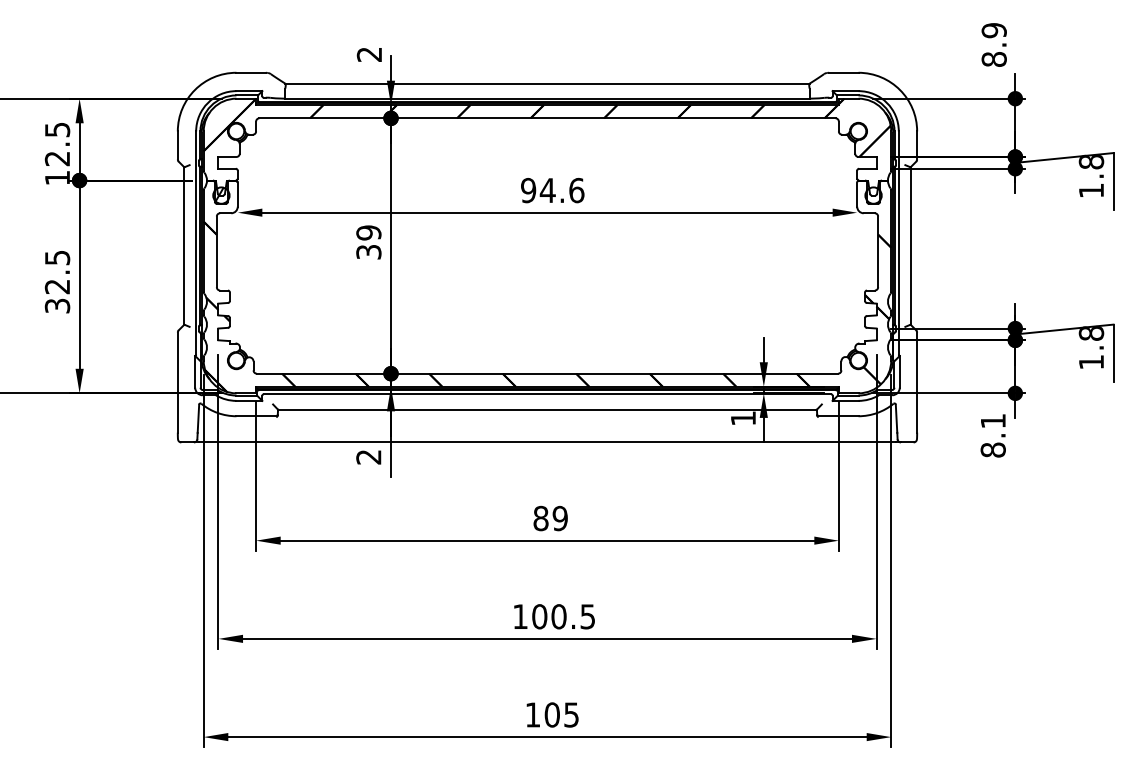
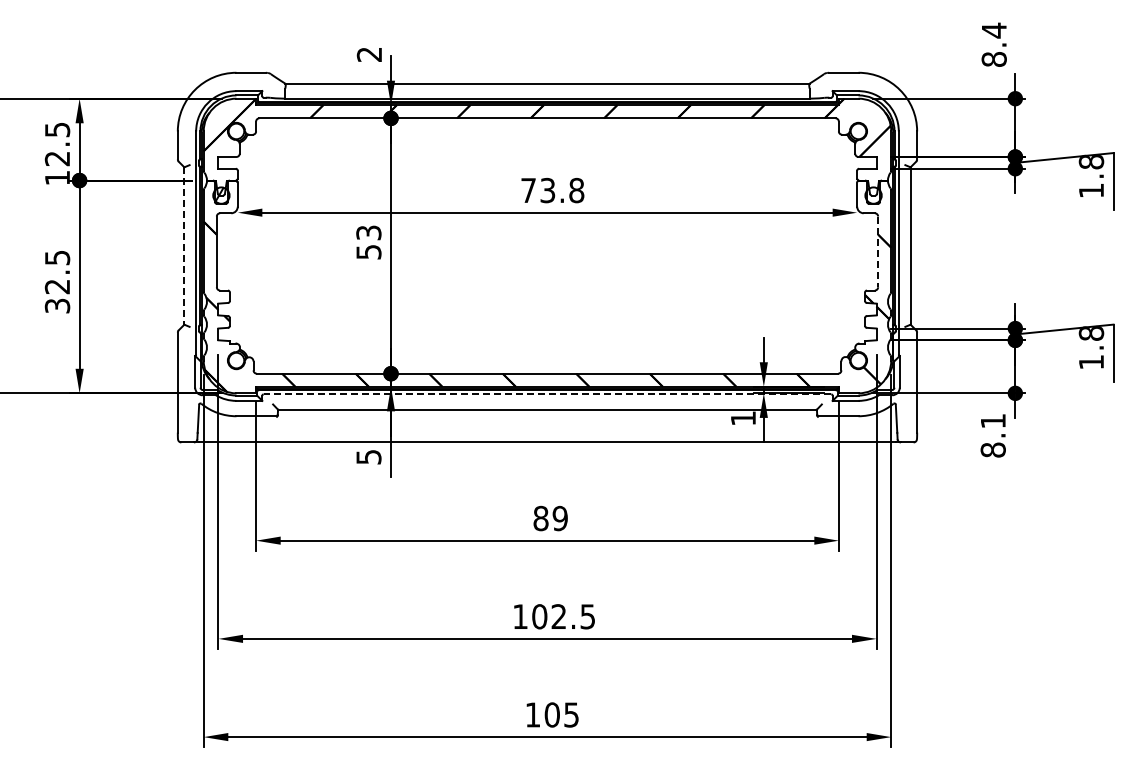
text: 8.9 -> 8.4 (993, 30)
text: 94.6 -> 73.8 (552, 190)
text: 39 -> 53 (368, 241)
line: solid -> dashed (184, 246)
line: solid -> dashed (878, 252)
line: solid -> dashed (547, 394)
text: 2 -> 5 (368, 457)
text: 100.5 -> 102.5 (558, 616)
